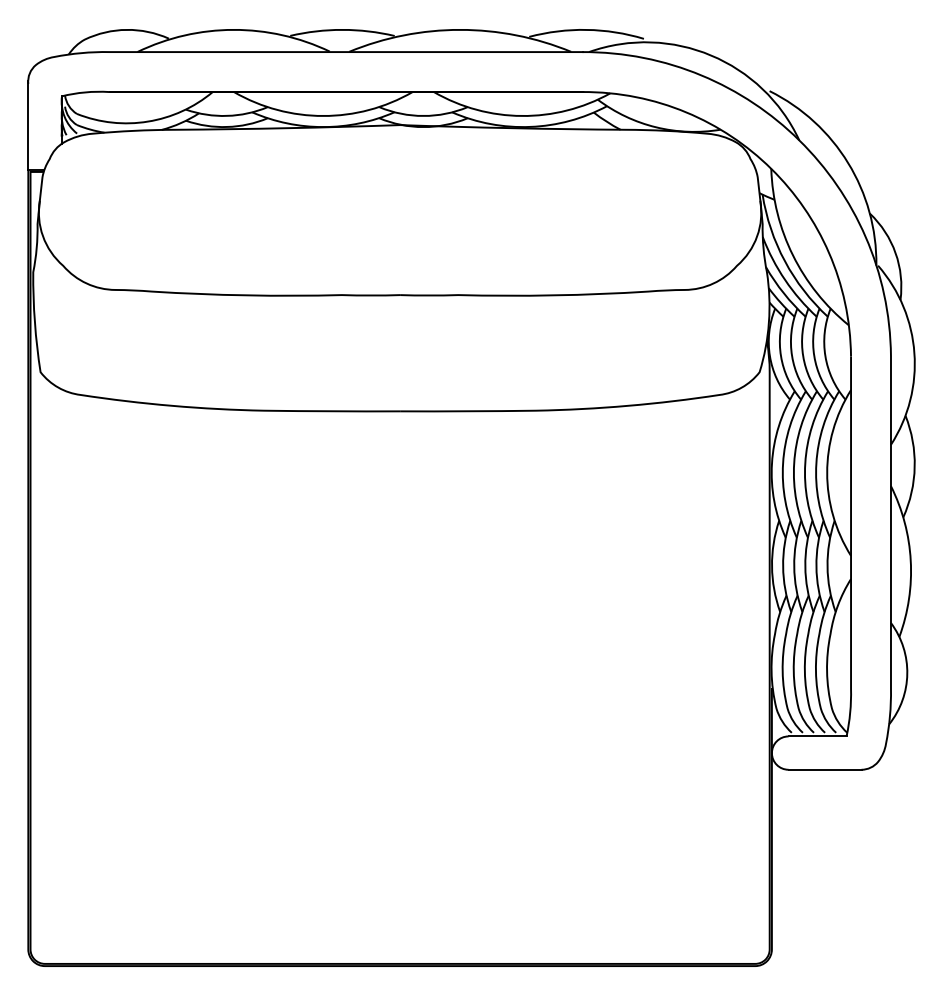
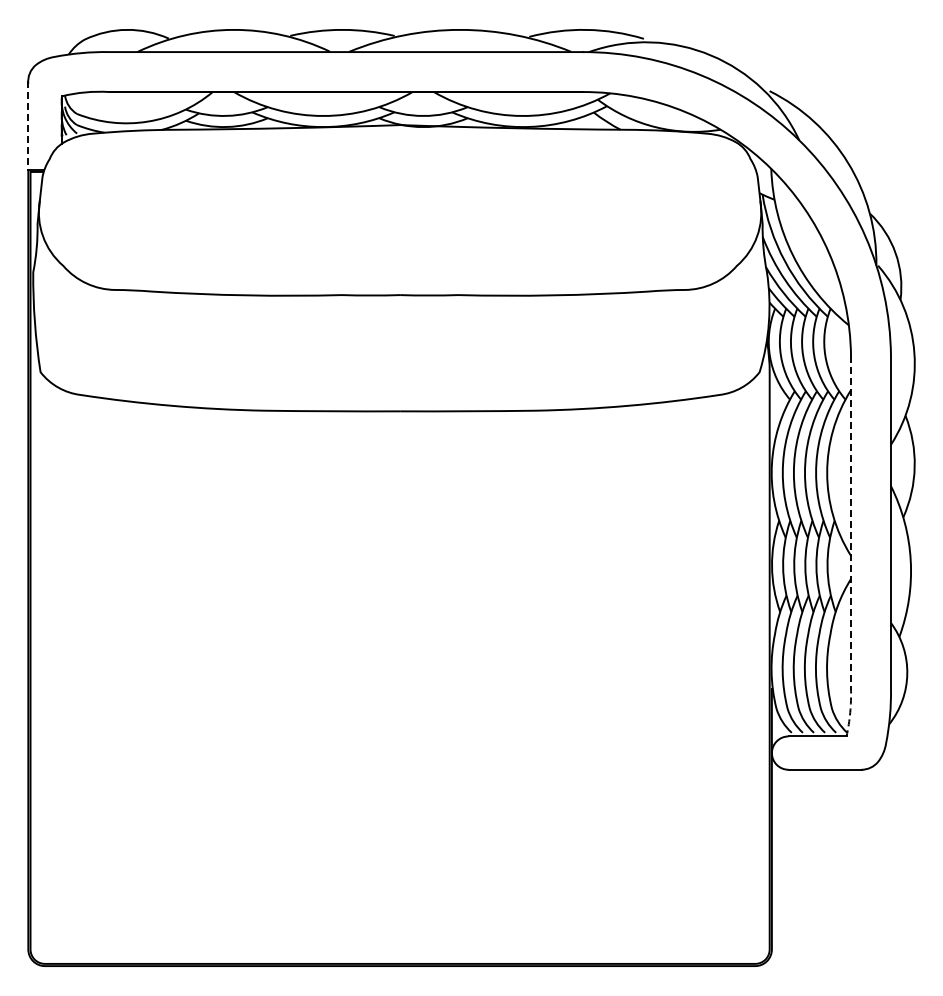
line: solid -> dashed (28, 126)
line: solid -> dashed (851, 549)
